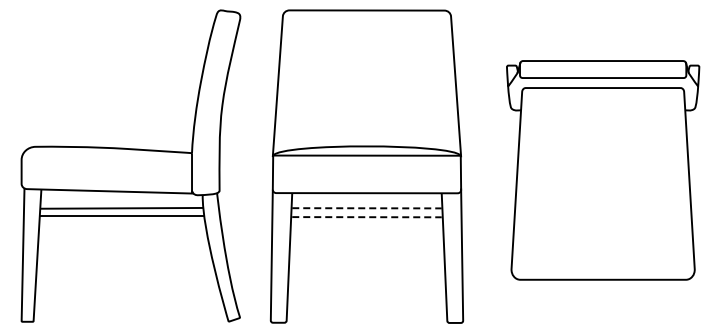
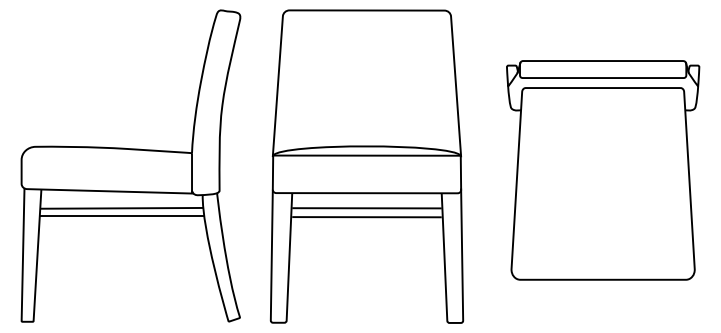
line: dashed -> solid (366, 208)
line: dashed -> solid (366, 217)
